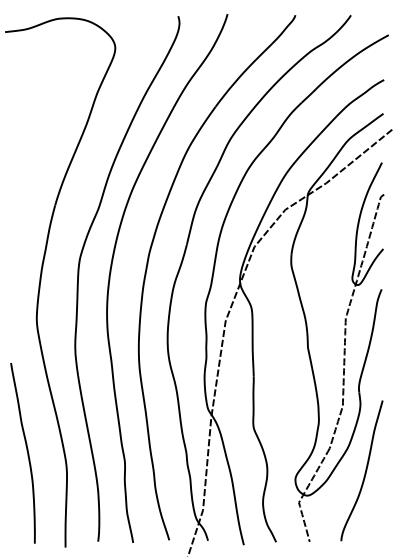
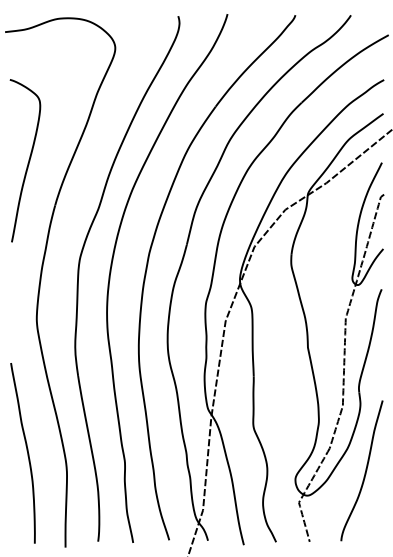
curve: none -> present (28, 160)
